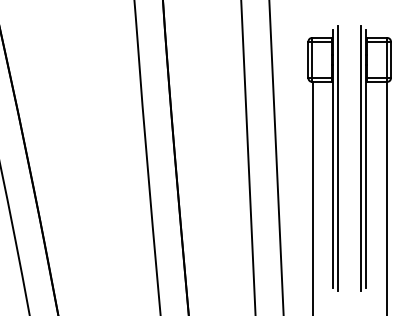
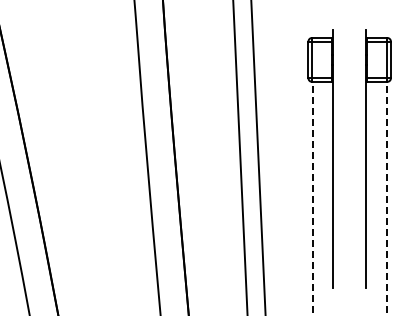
line position: (248, 157) -> (240, 157) (240, 157)
line position: (276, 157) -> (258, 157) (258, 157)
line: present -> none (338, 158)
line: present -> none (361, 158)
line: solid -> dashed (312, 198)
line: solid -> dashed (386, 198)
